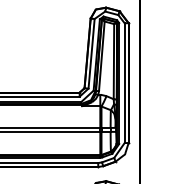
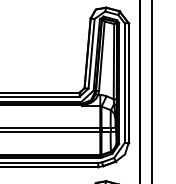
line: none -> present (151, 91)
